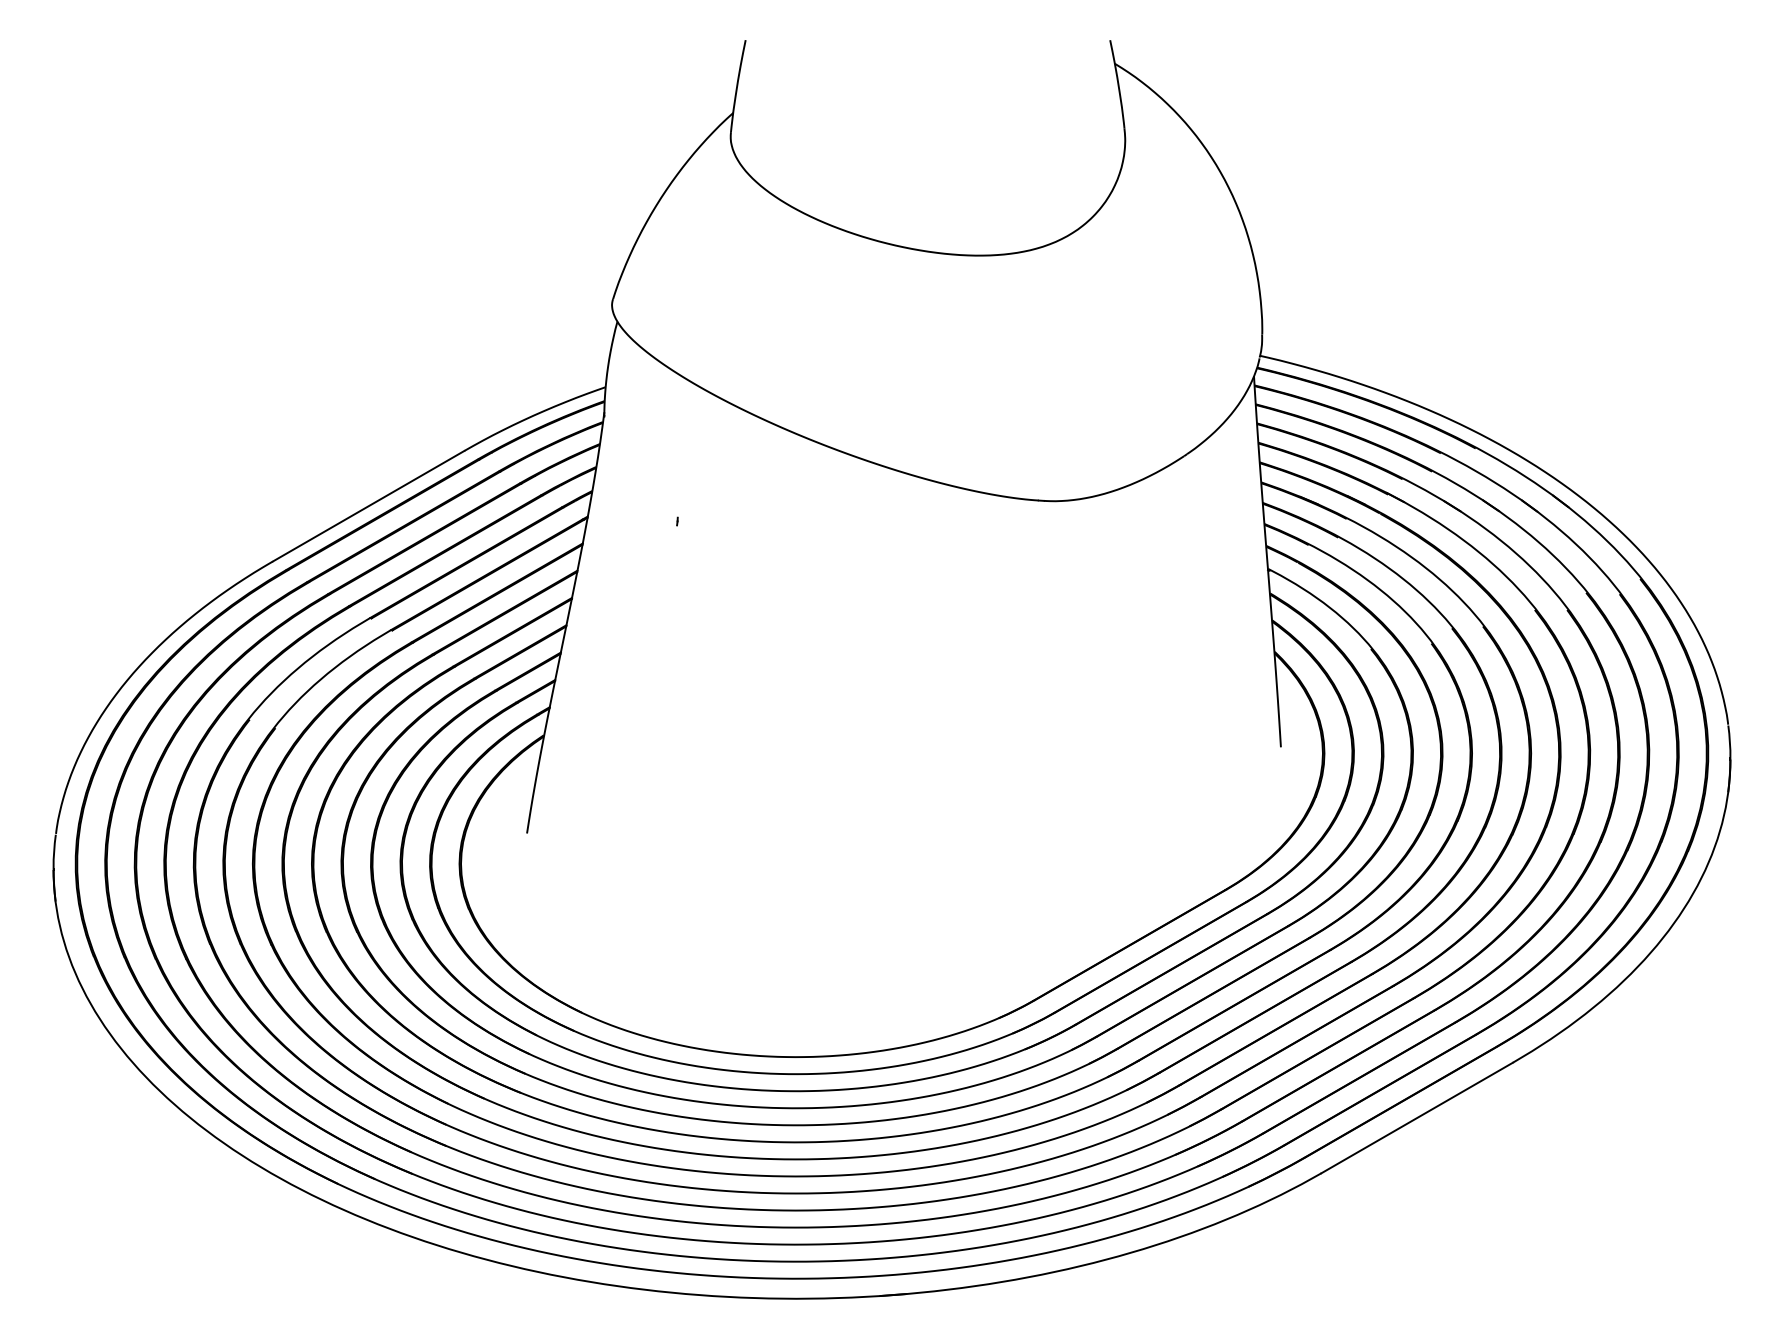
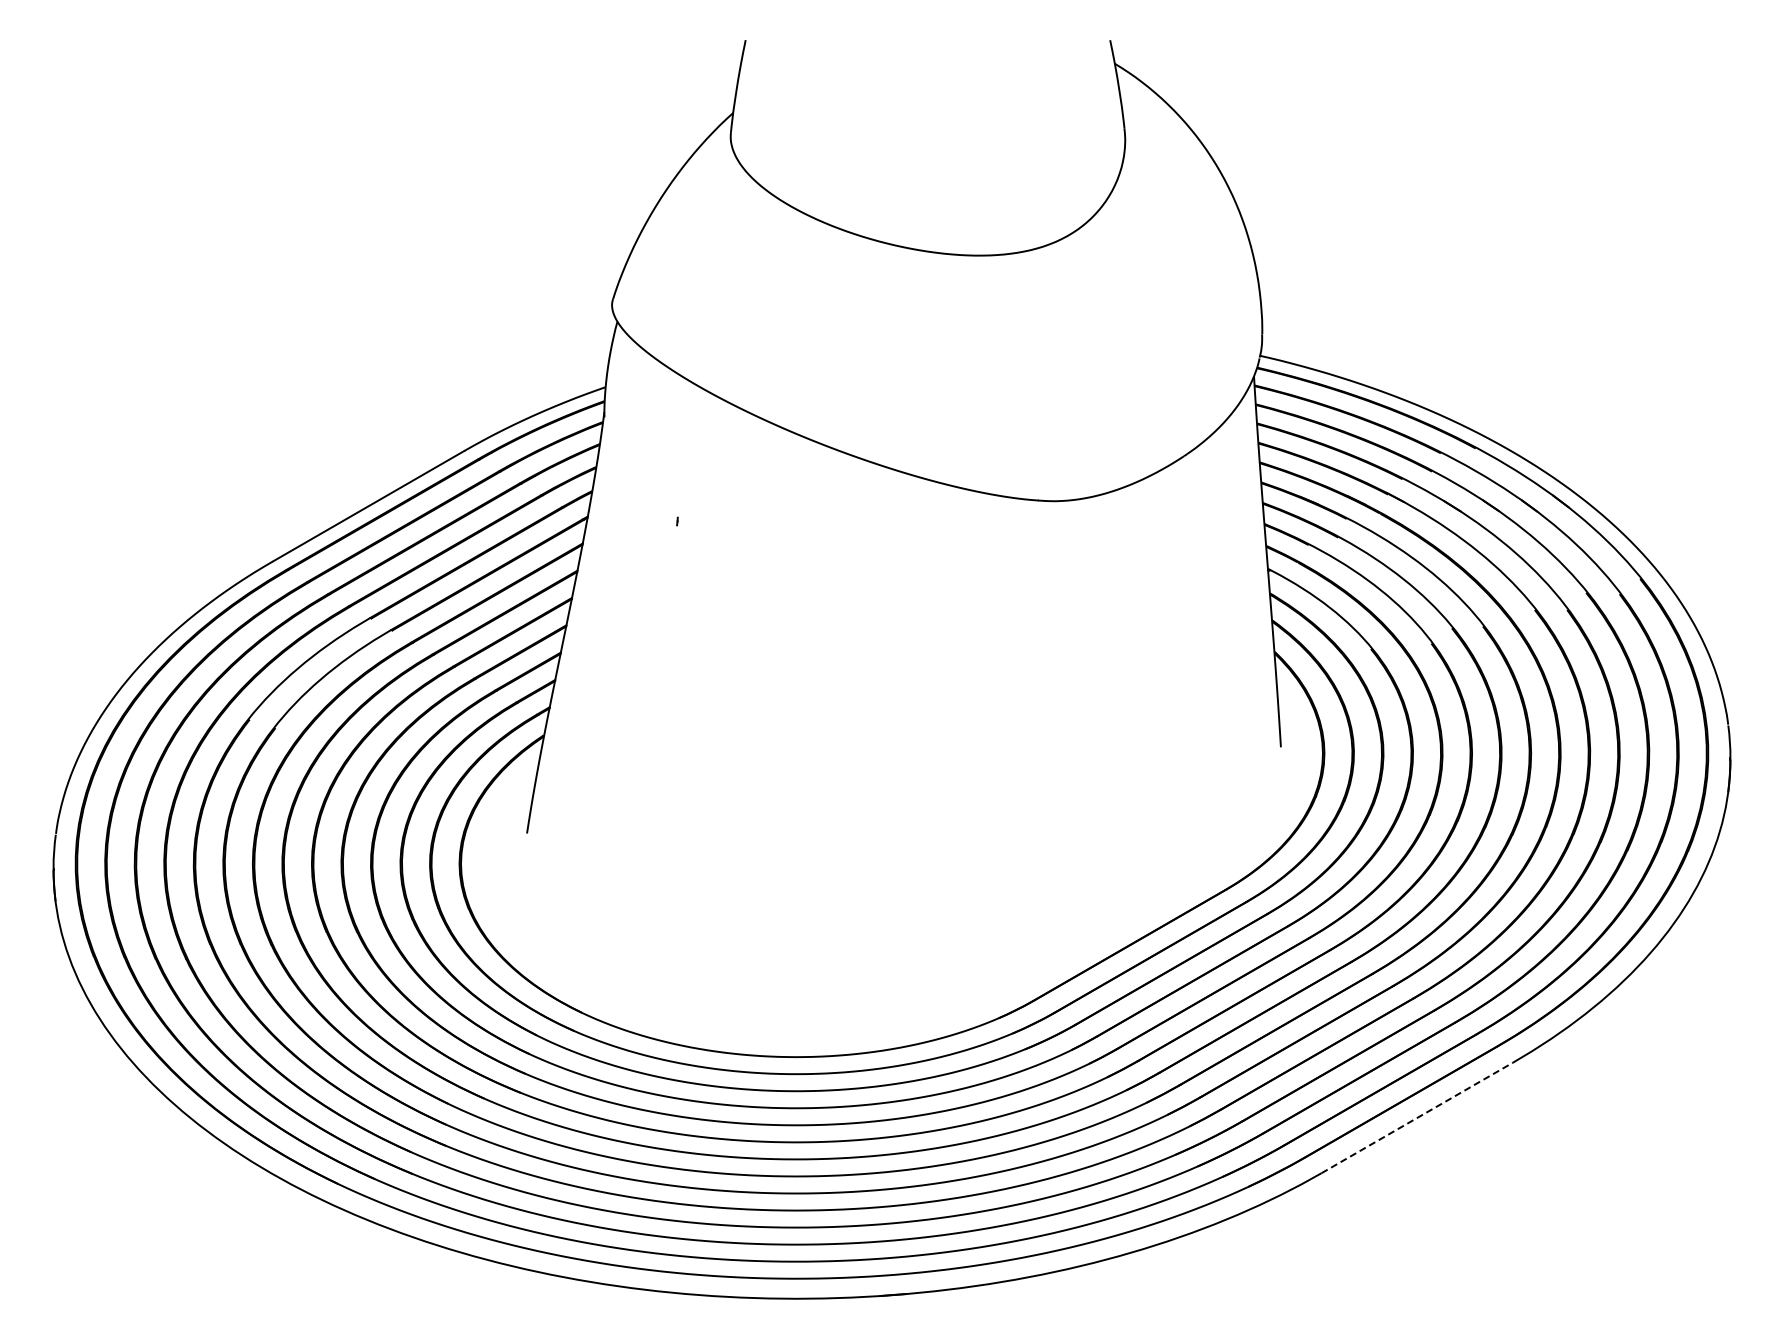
line: solid -> dashed (1417, 1117)
